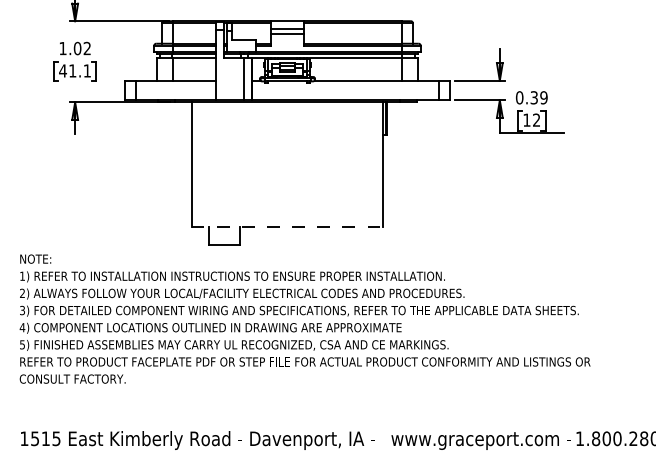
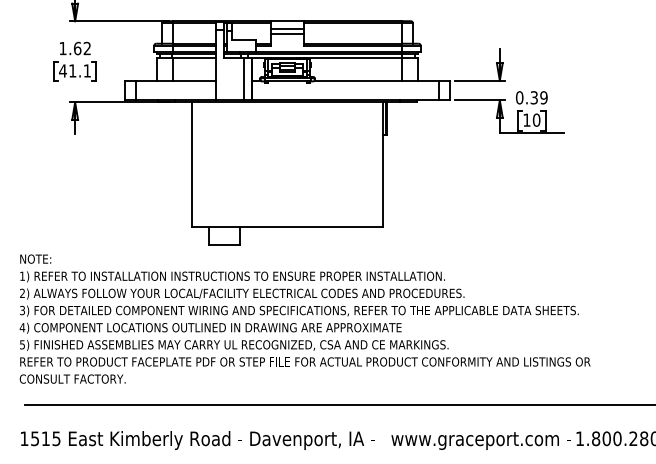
text: 1.02 -> 1.62 (77, 47)
text: 12 -> 10 (536, 119)
line: dashed -> solid (287, 227)
line: none -> present (338, 404)
